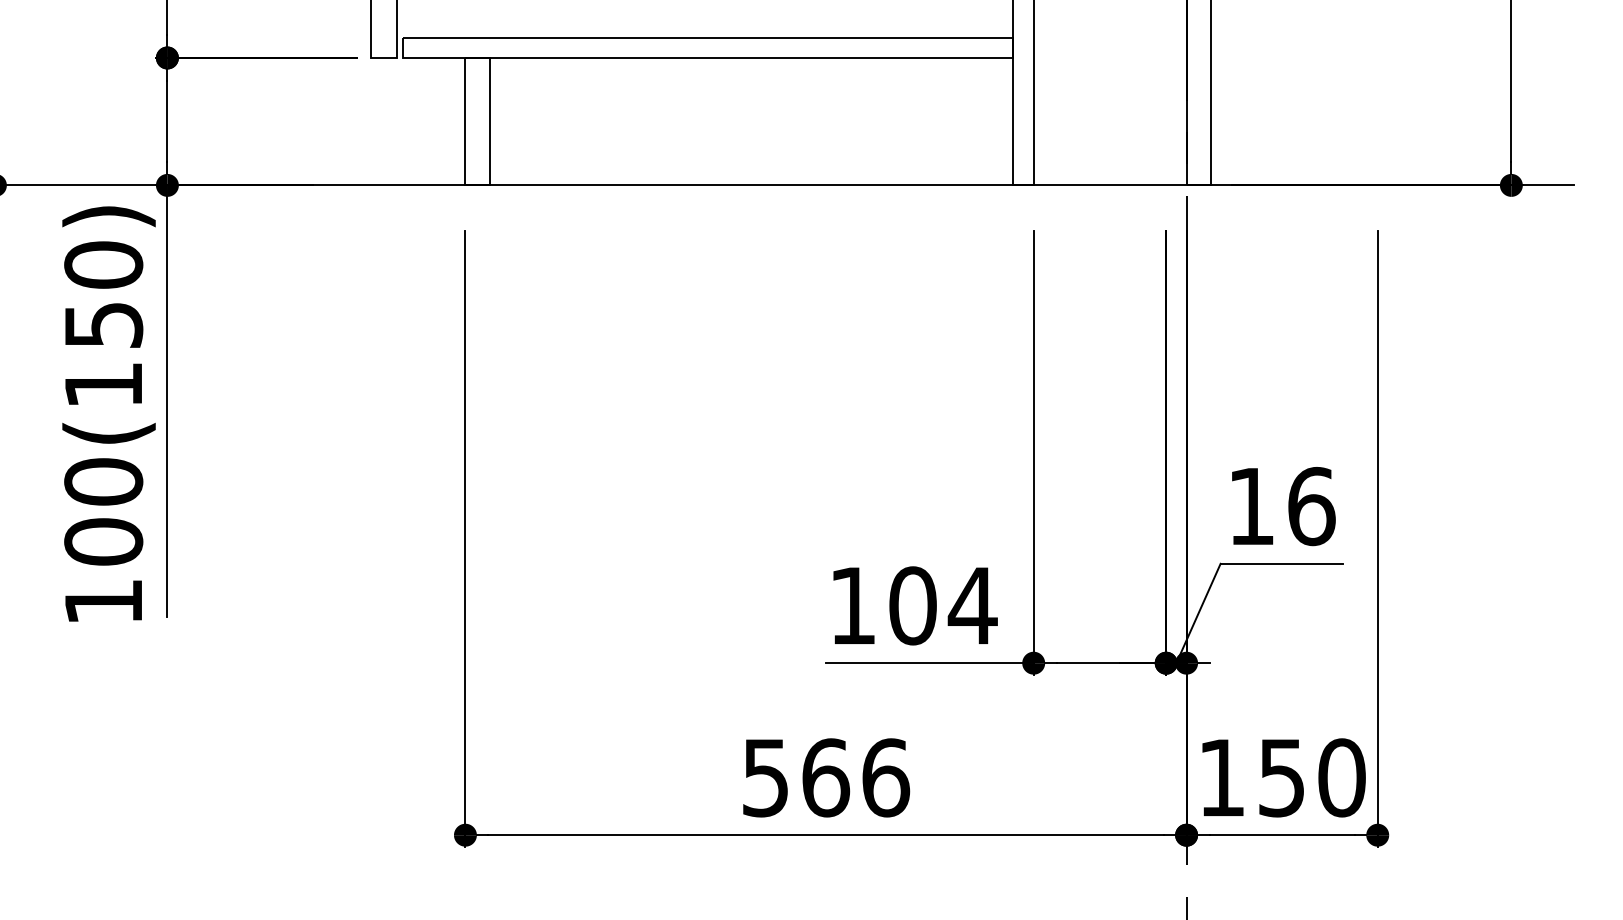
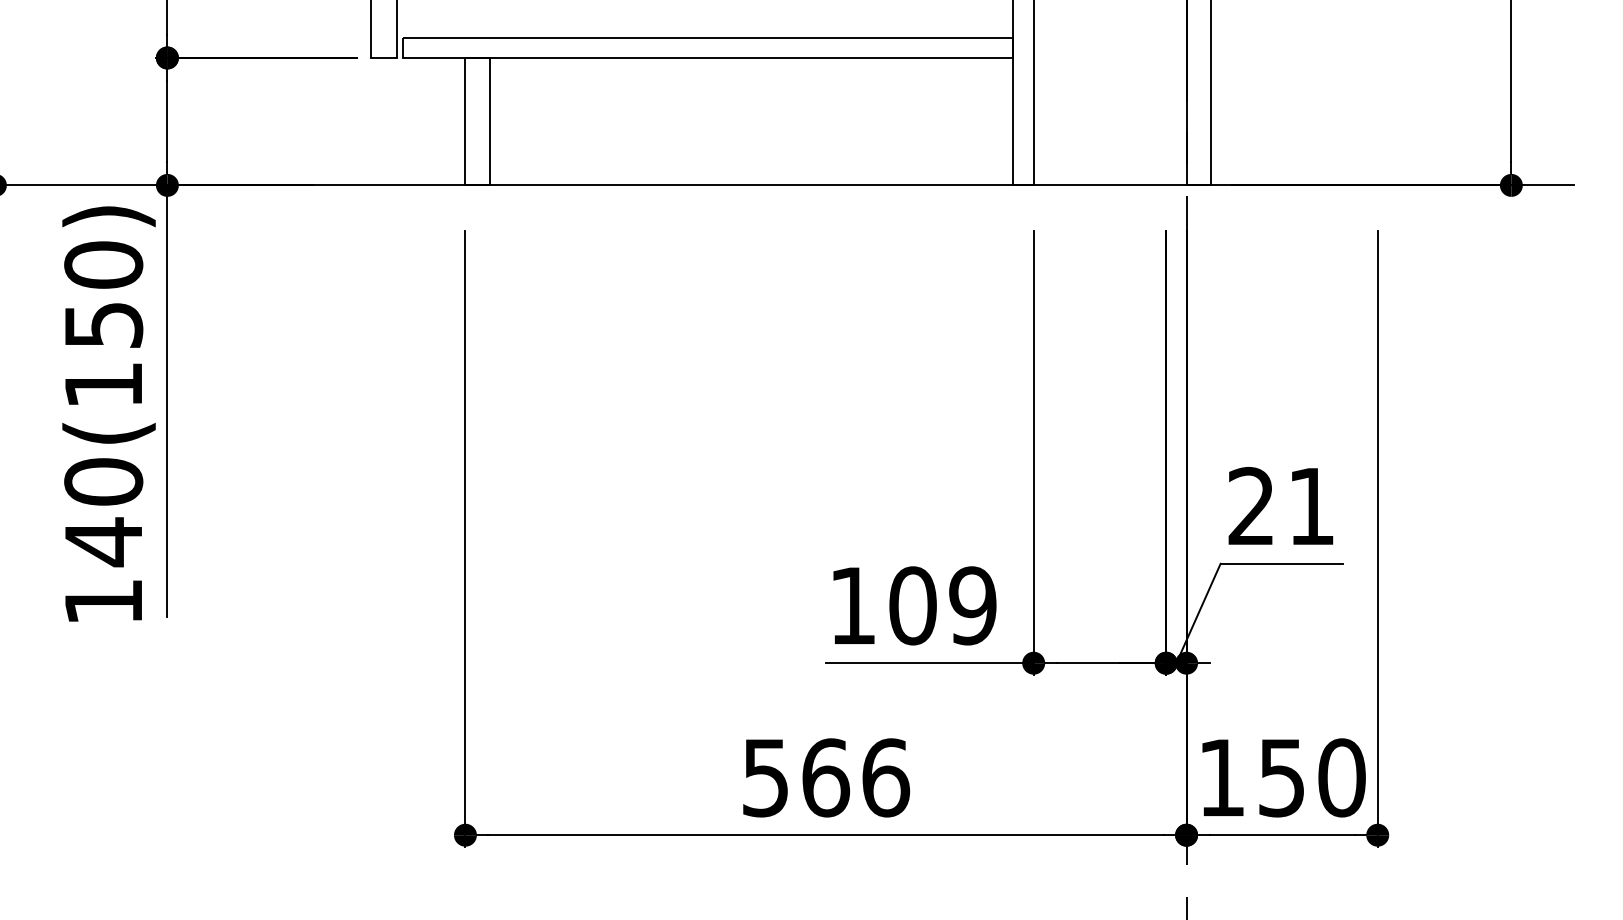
text: 16 -> 21 (1281, 506)
text: 100(150) -> 140(150) (103, 542)
text: 104 -> 109 (972, 605)
